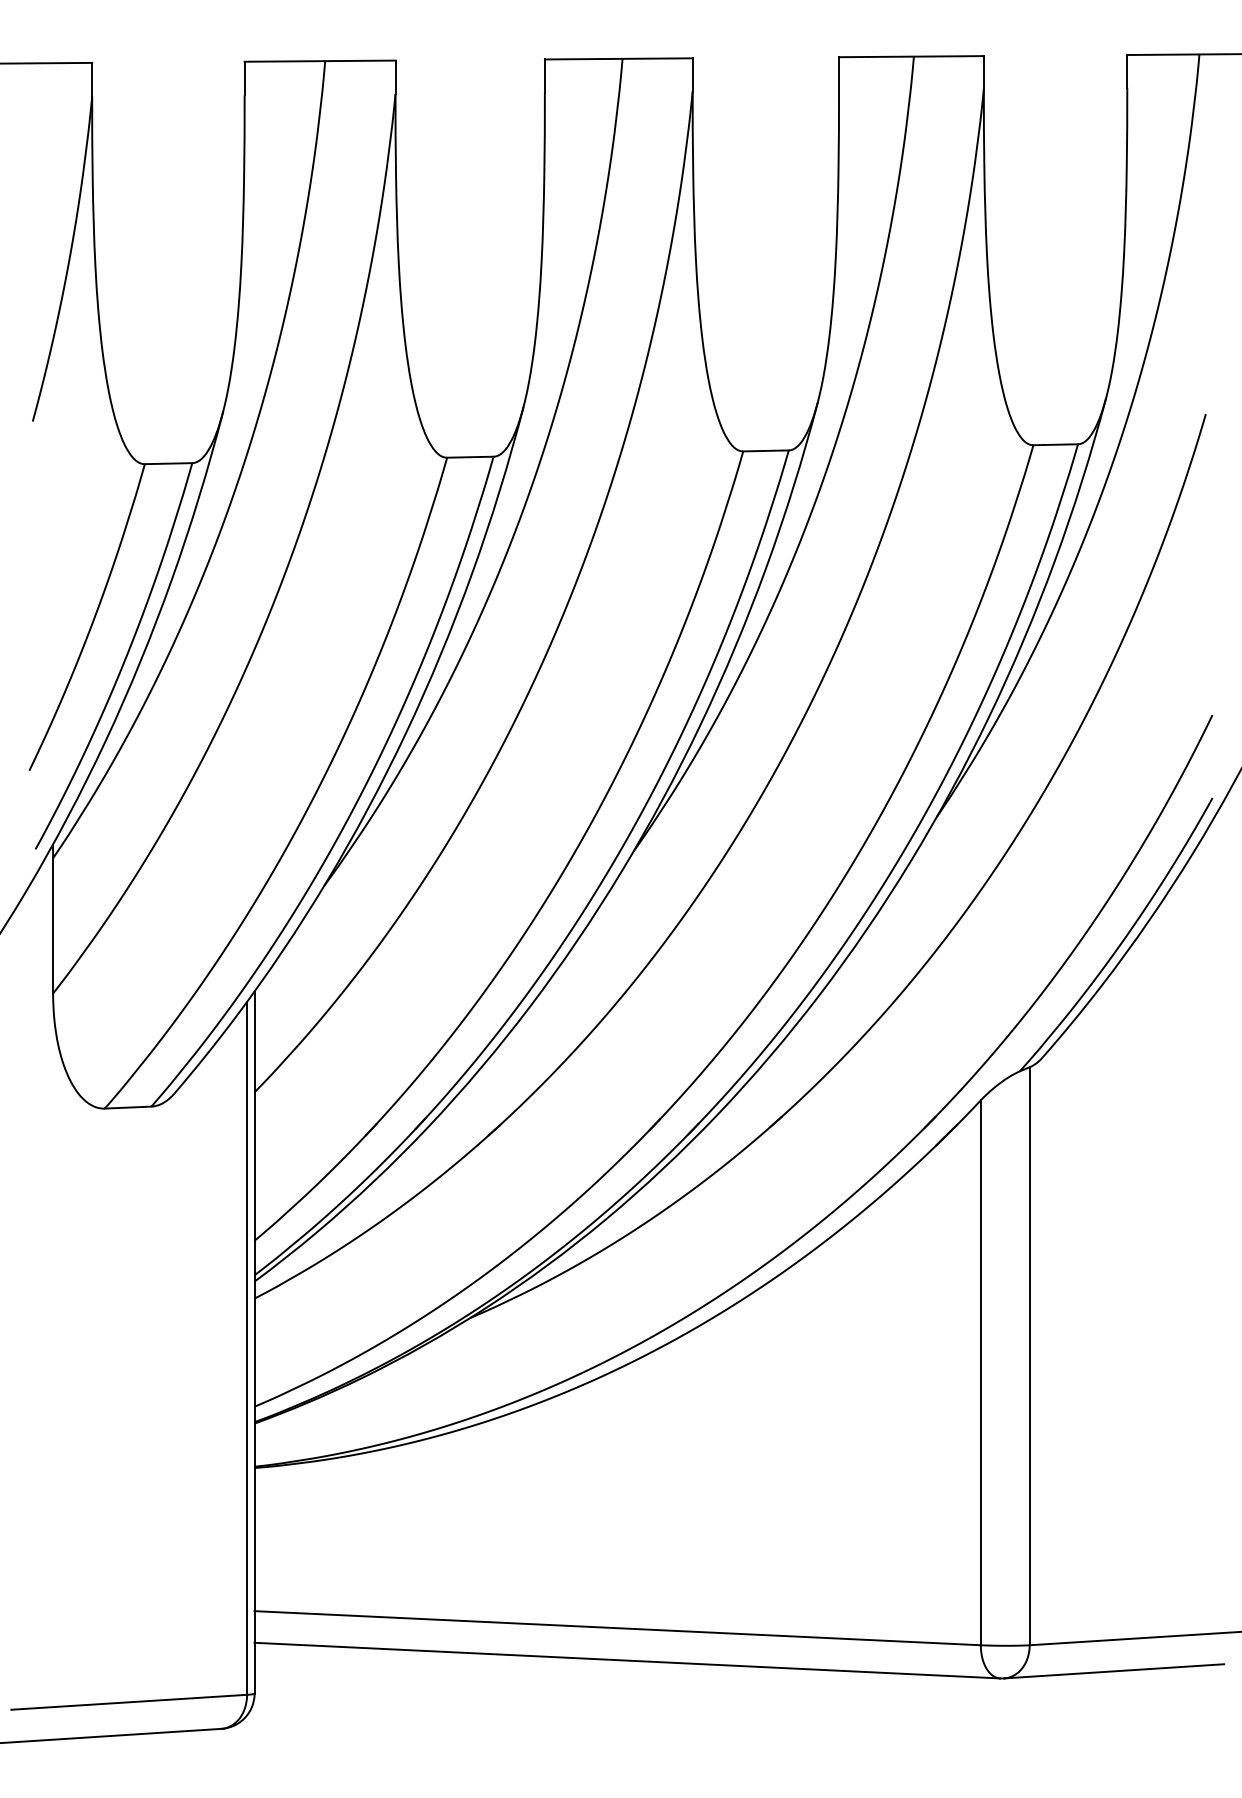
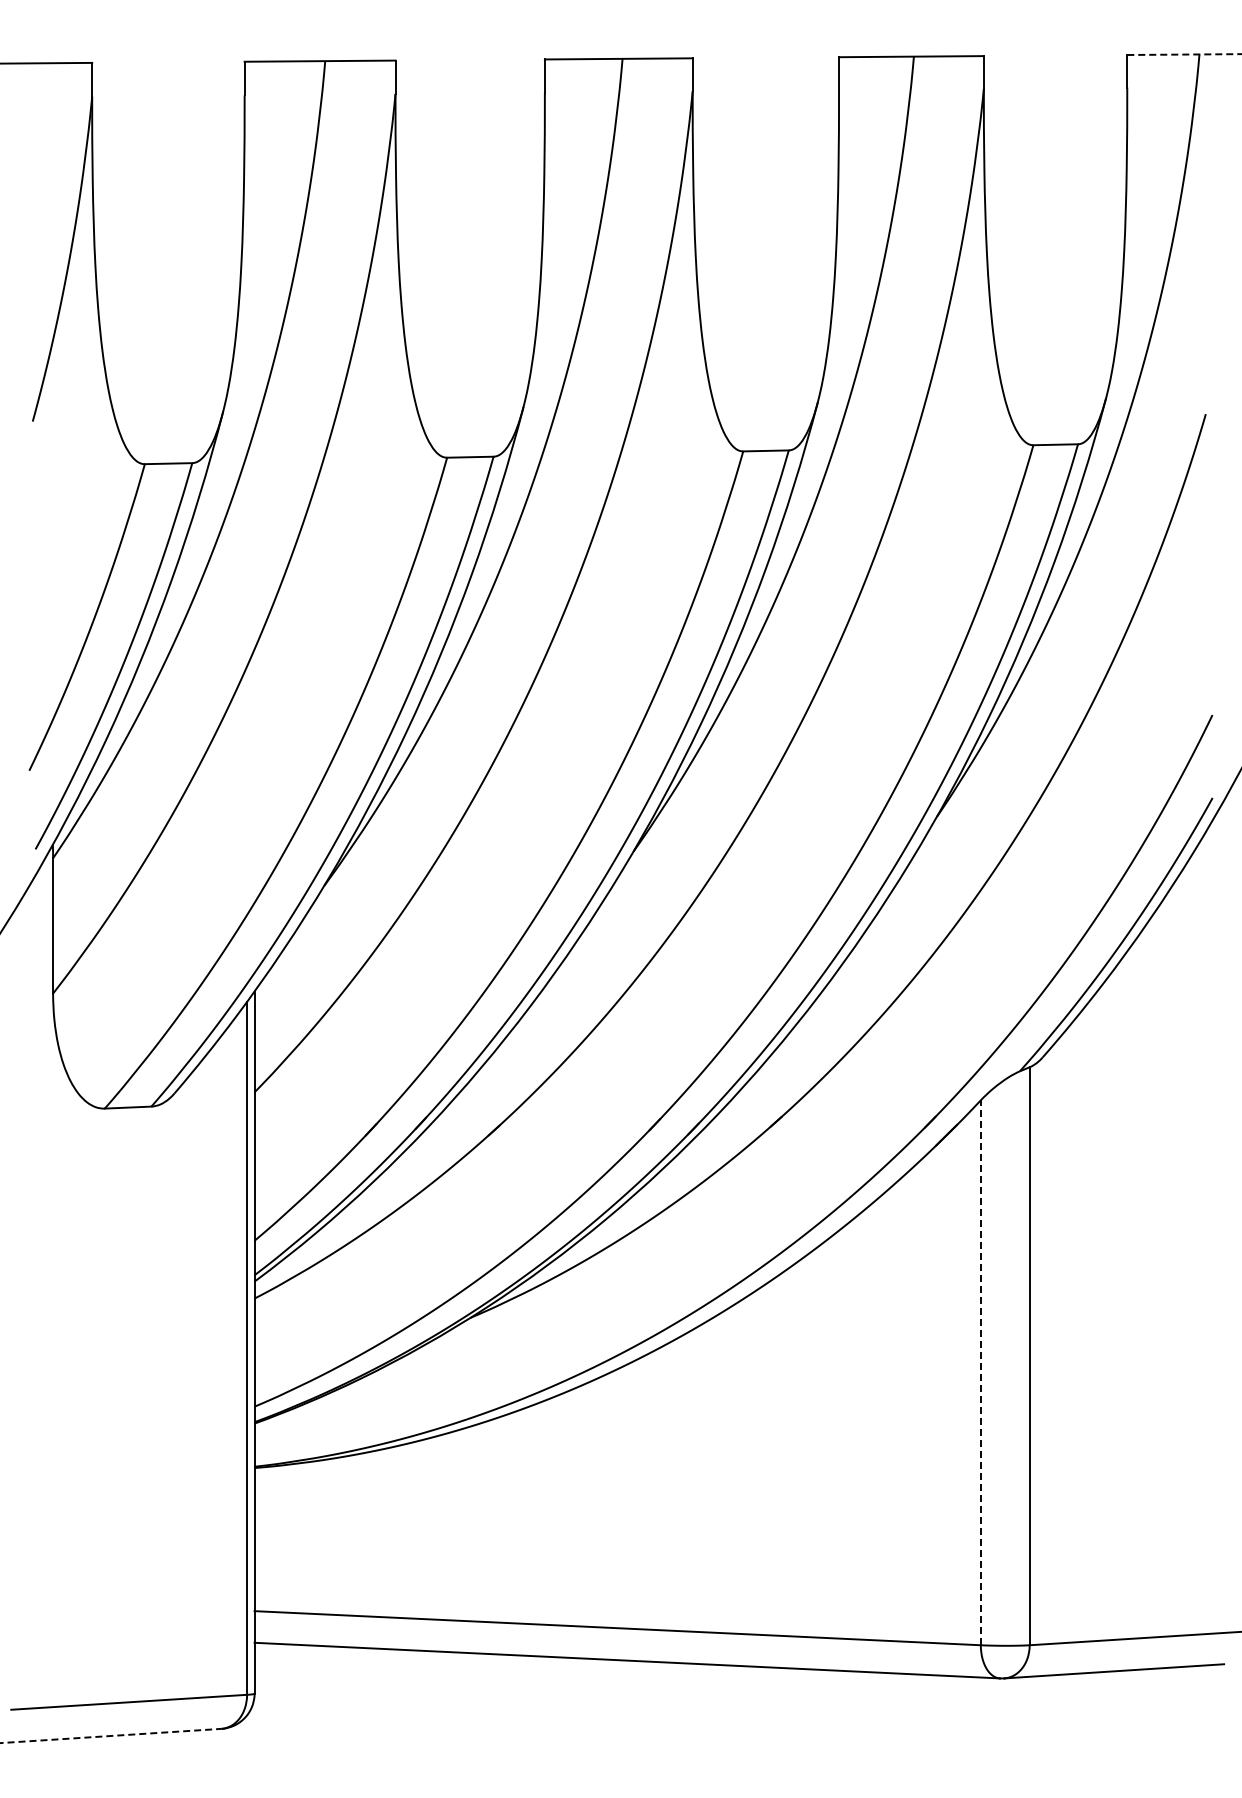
line: solid -> dashed (1184, 54)
line: solid -> dashed (980, 1372)
line: solid -> dashed (110, 1735)
